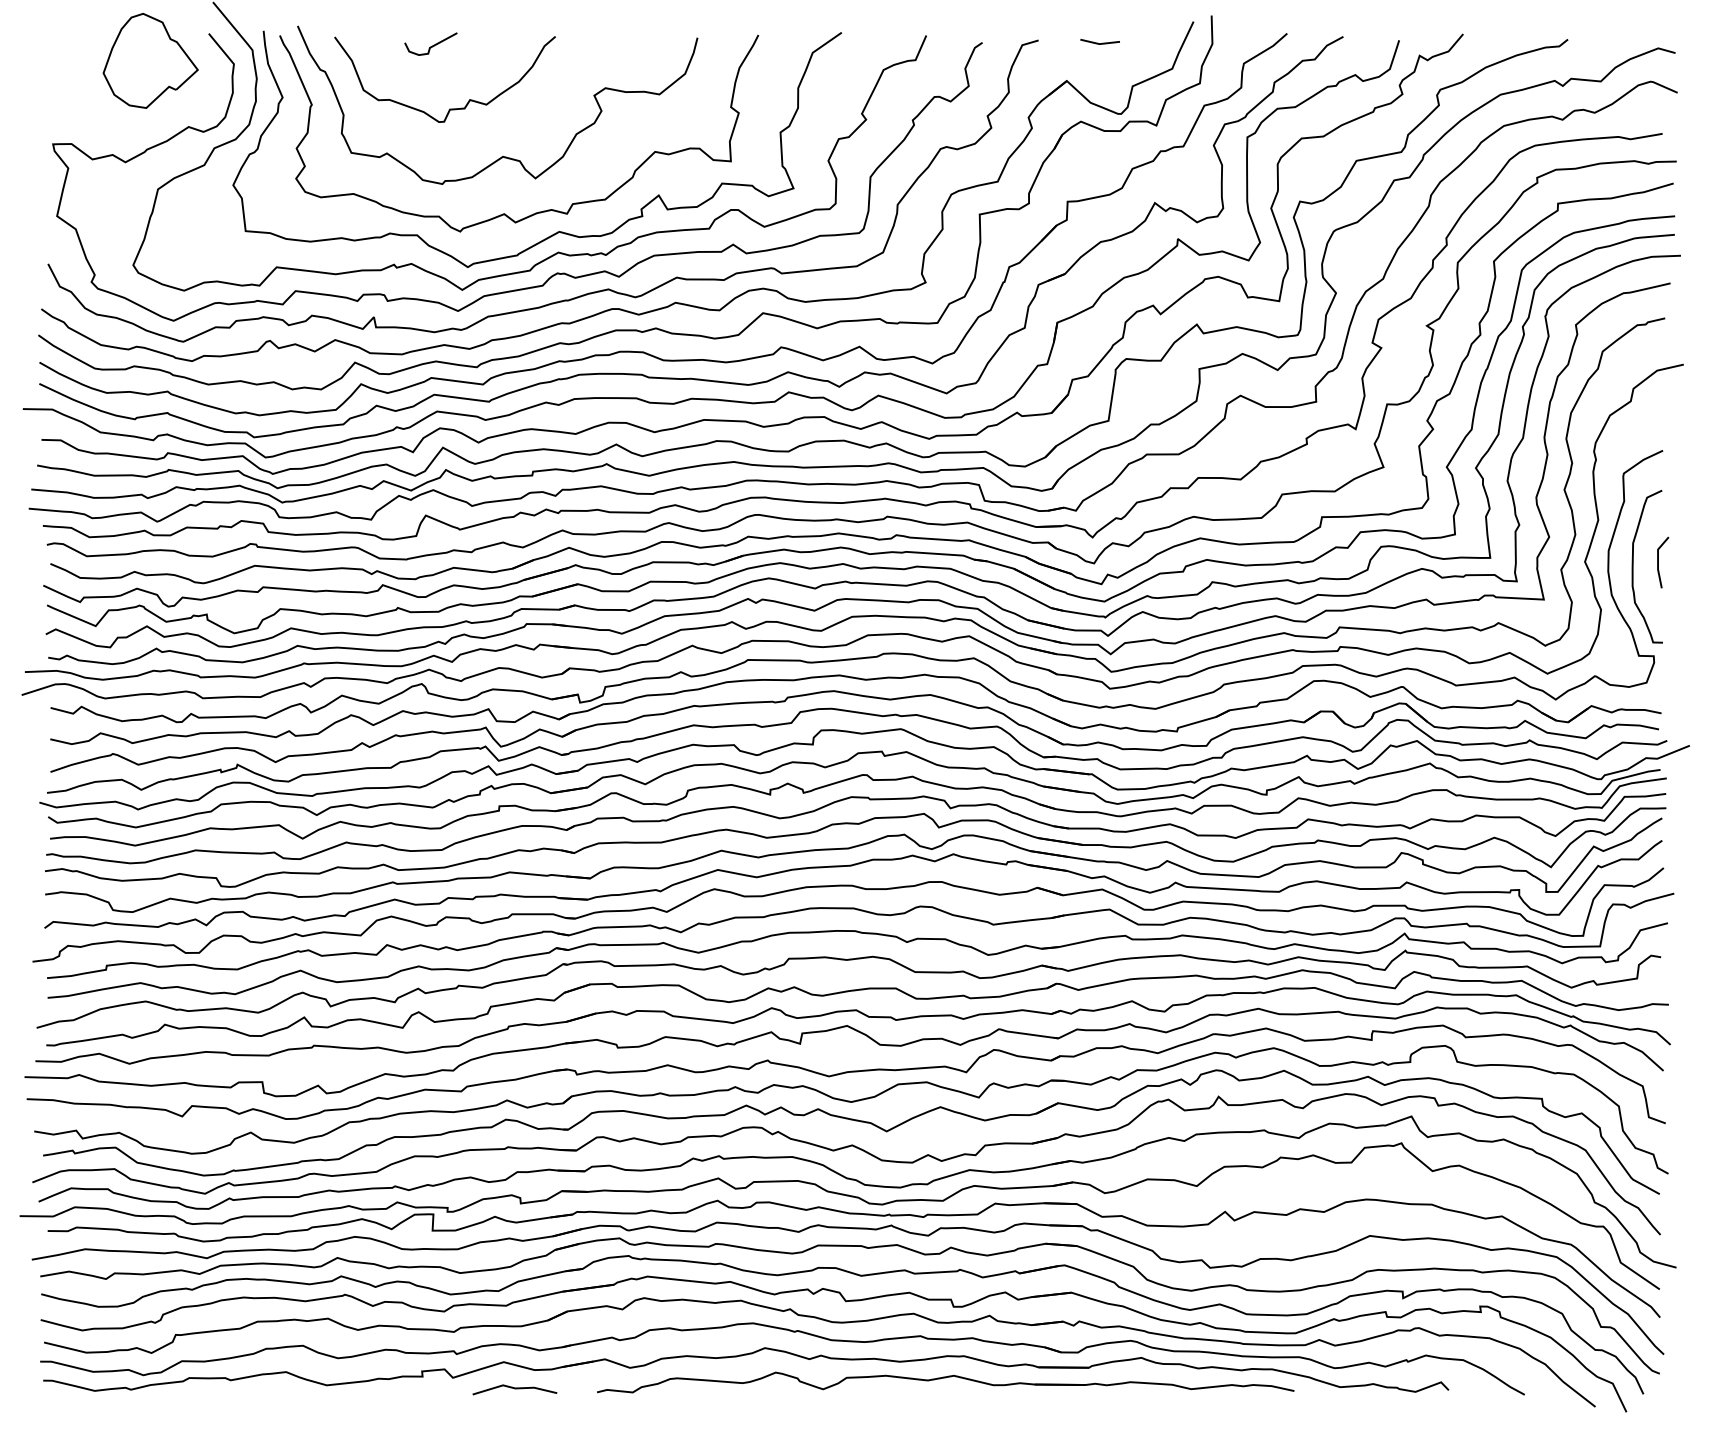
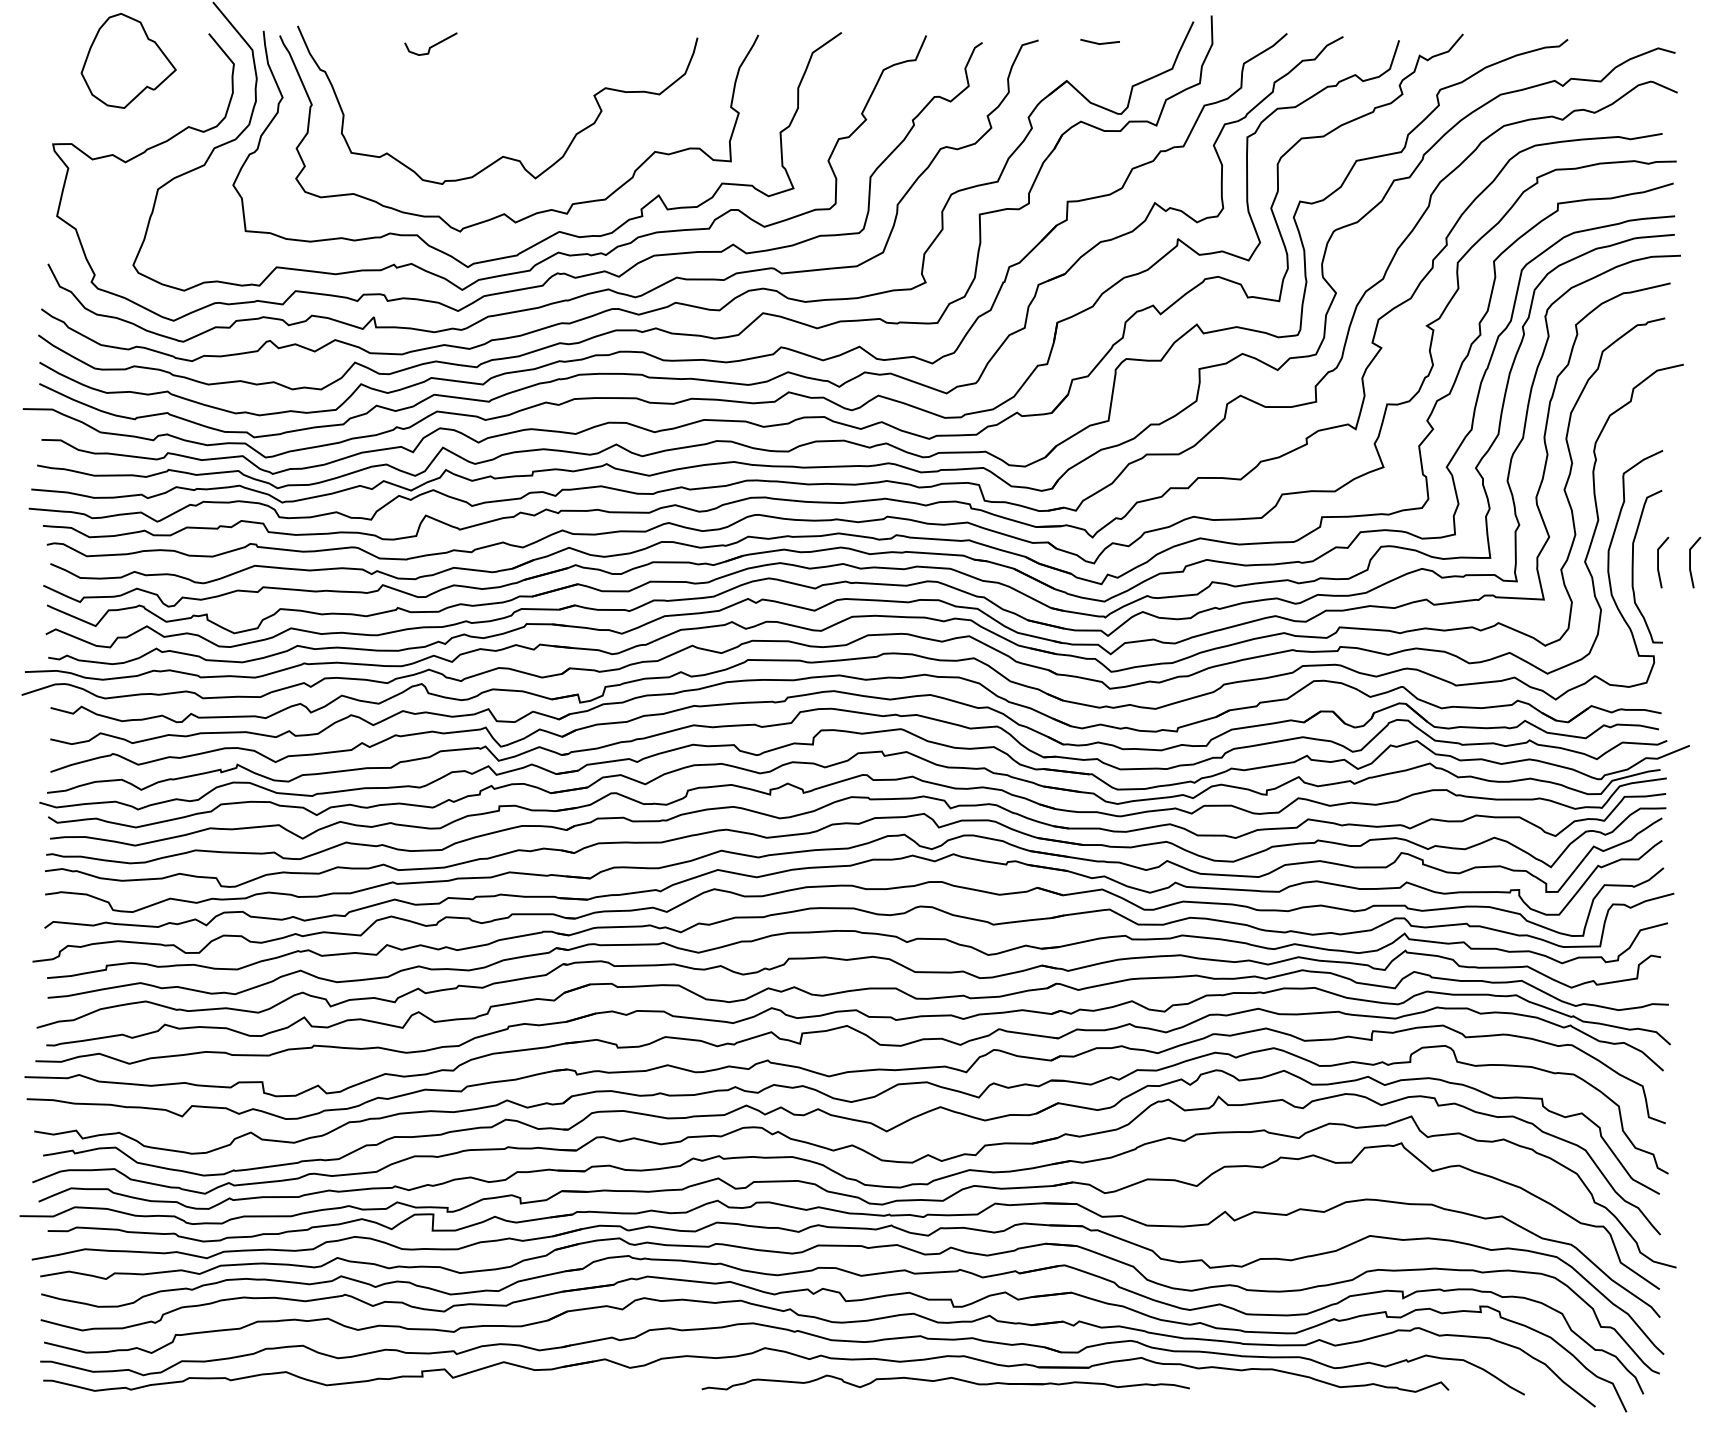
part position: (150, 60) -> (128, 60) (128, 60)
curve: present -> none (449, 108)
line: none -> present (1690, 562)
part size: 698x23 px -> 489x17 px (945, 1382)
line: present -> none (514, 1389)
